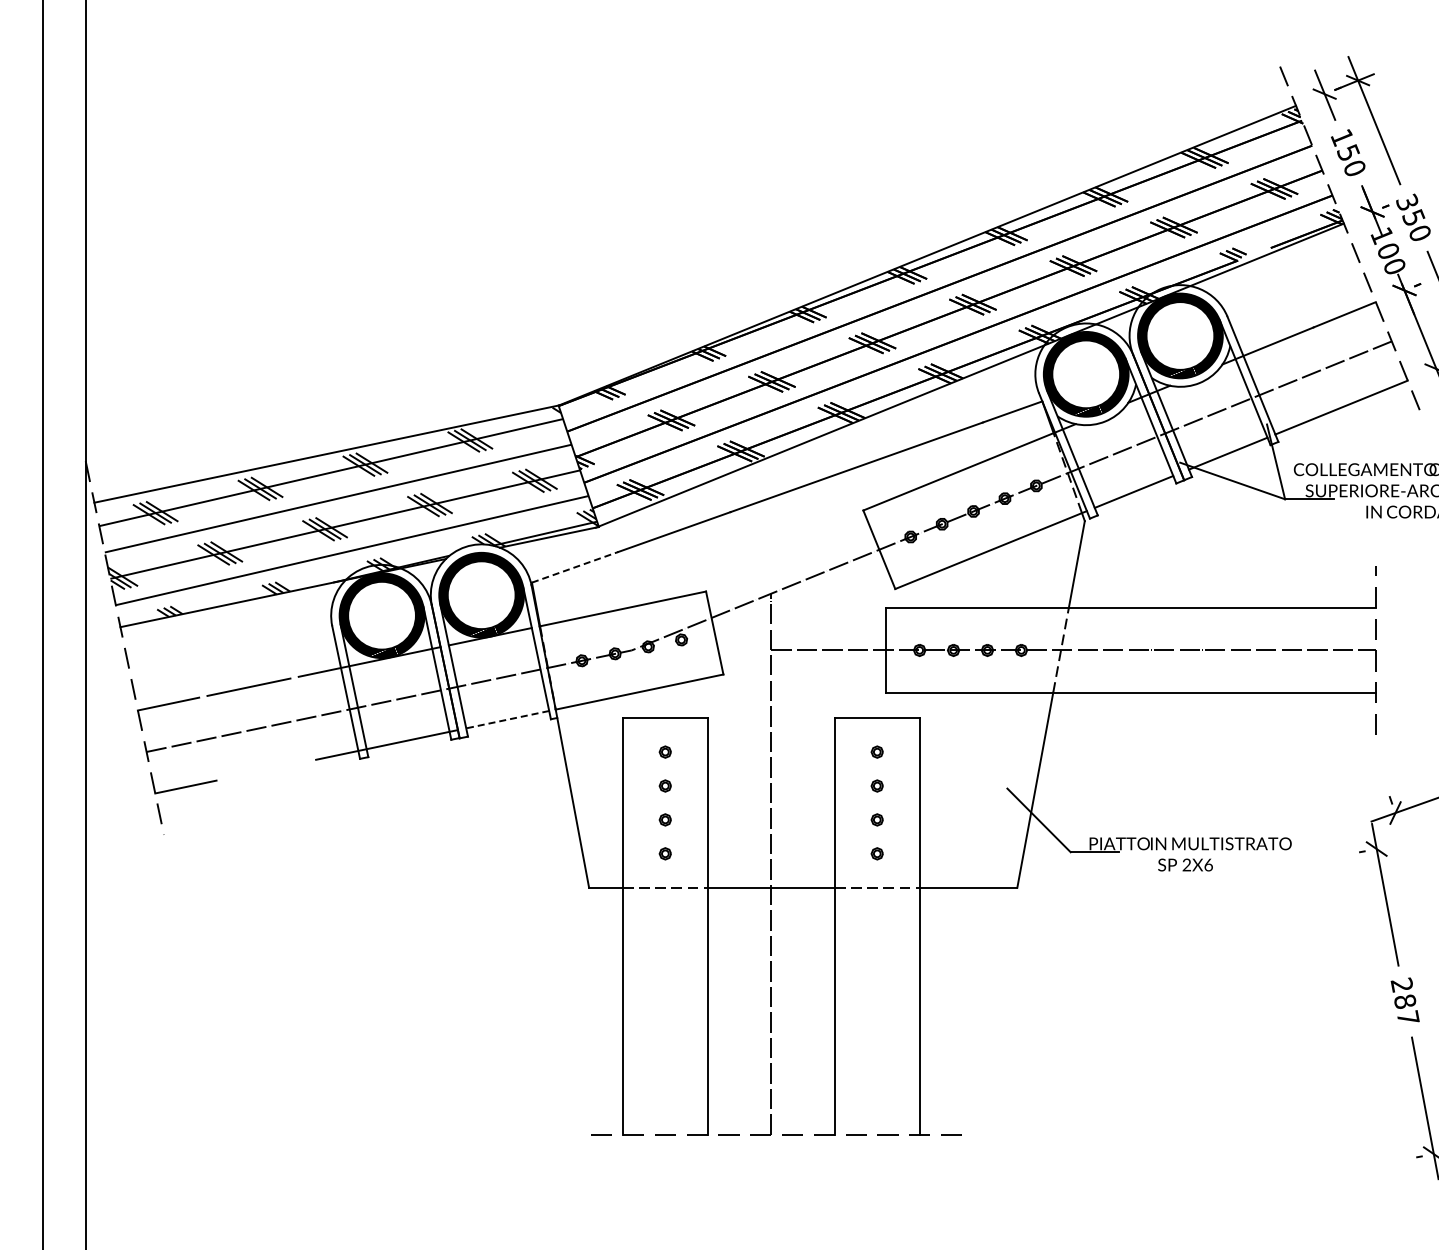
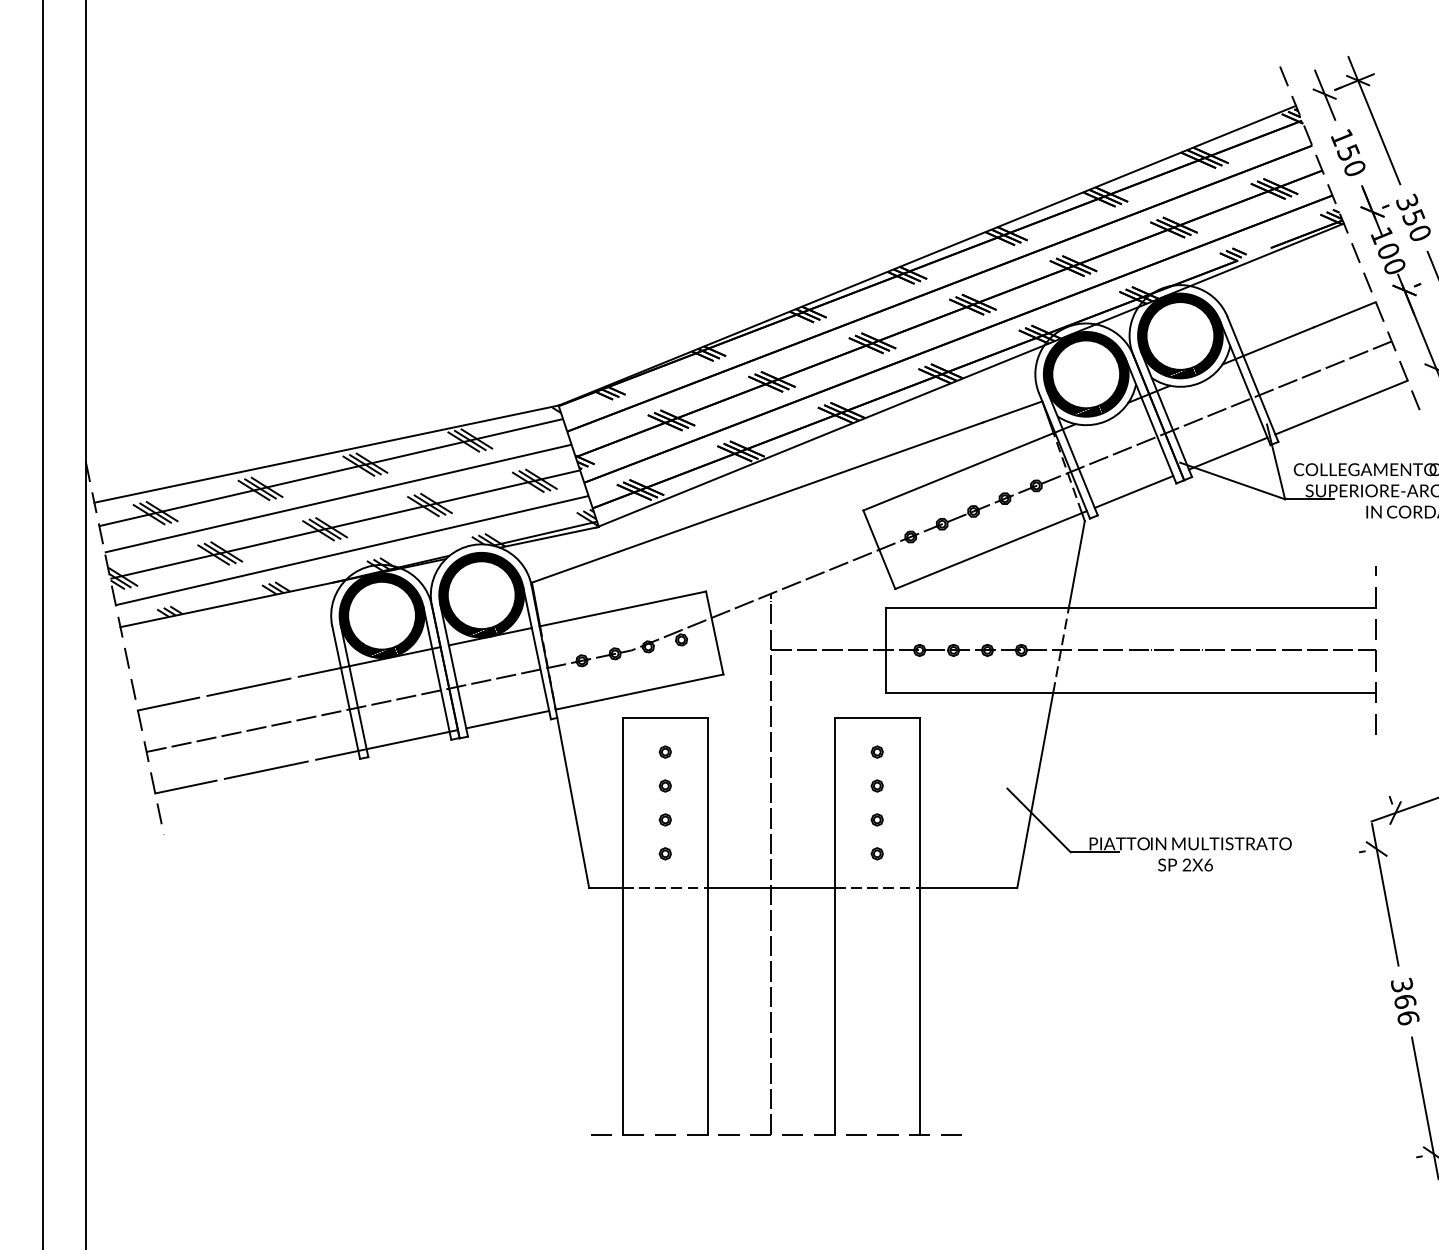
line: dashed -> solid (575, 567)
line: dashed -> solid (507, 719)
line: none -> present (265, 769)
text: 287 -> 366 (1404, 1001)
